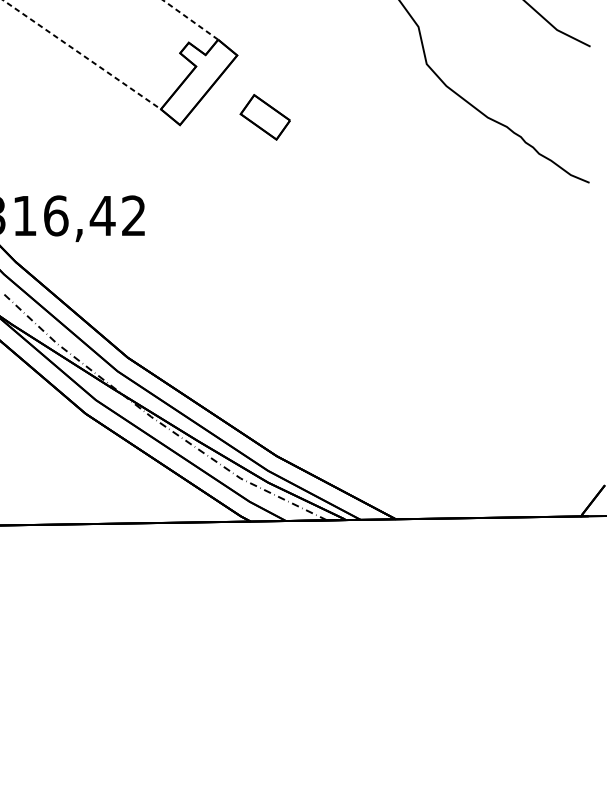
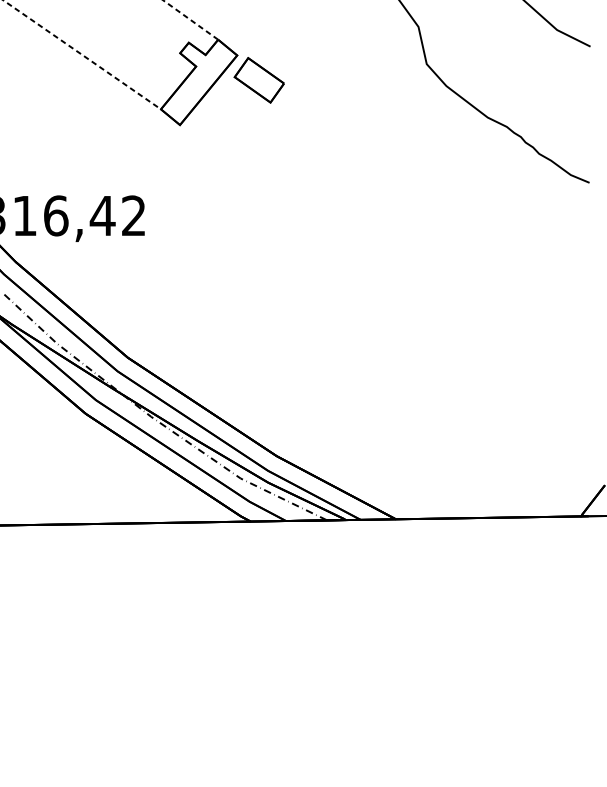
part position: (264, 117) -> (258, 80) (258, 80)
